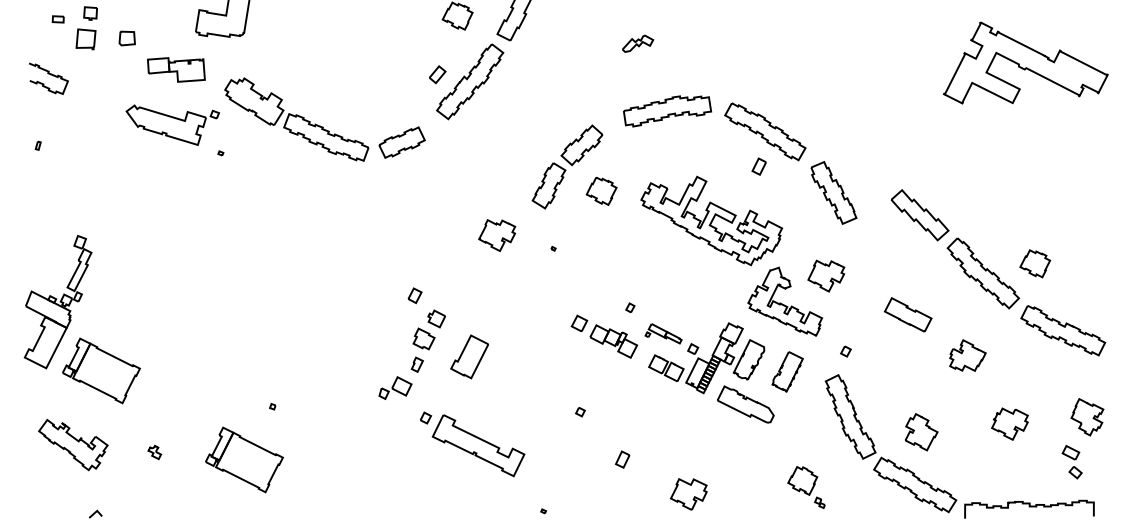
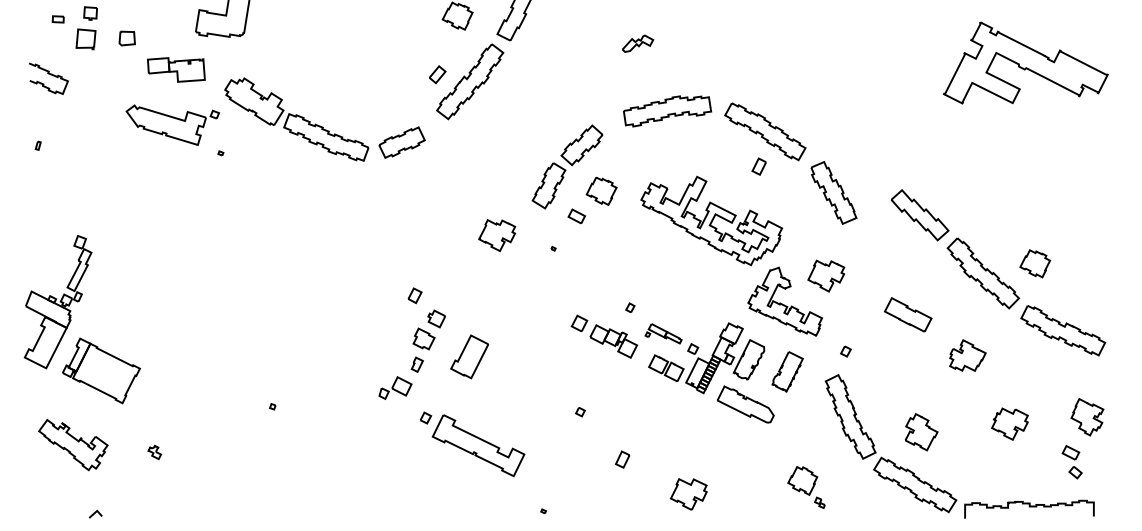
part: none -> present (576, 216)
part: present -> none (244, 459)
